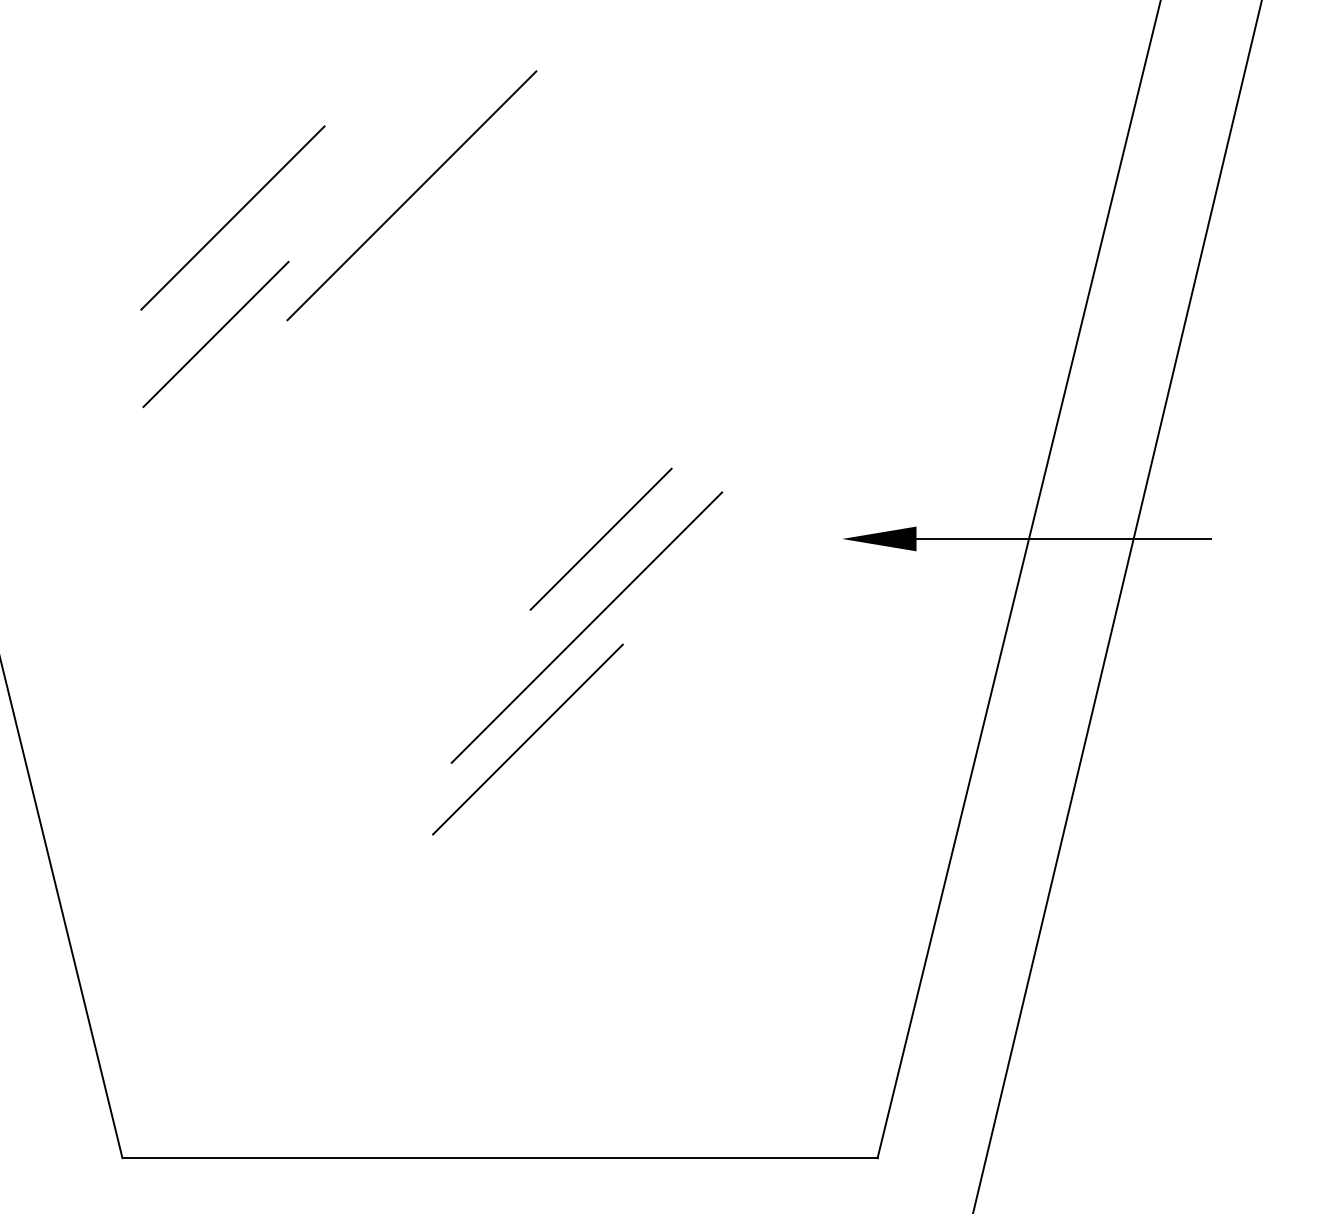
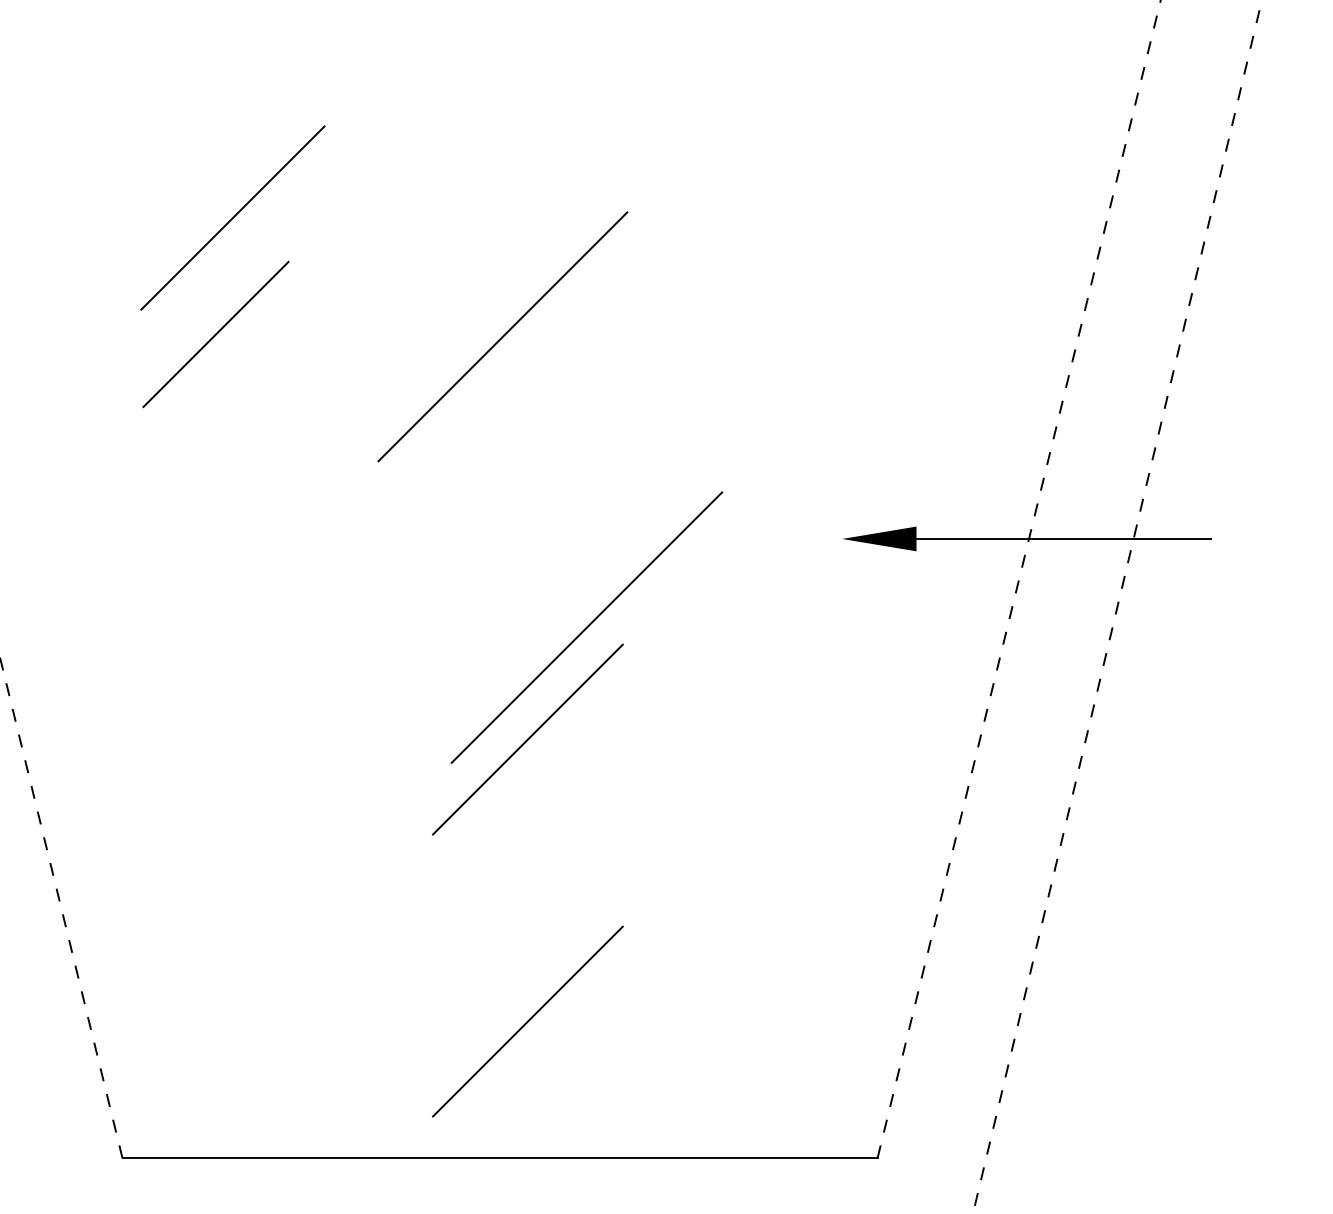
line position: (411, 195) -> (502, 336) (502, 336)
line: present -> none (600, 538)
line: solid -> dashed (1019, 579)
line: solid -> dashed (1117, 606)
line: solid -> dashed (61, 907)
line: none -> present (527, 1021)
